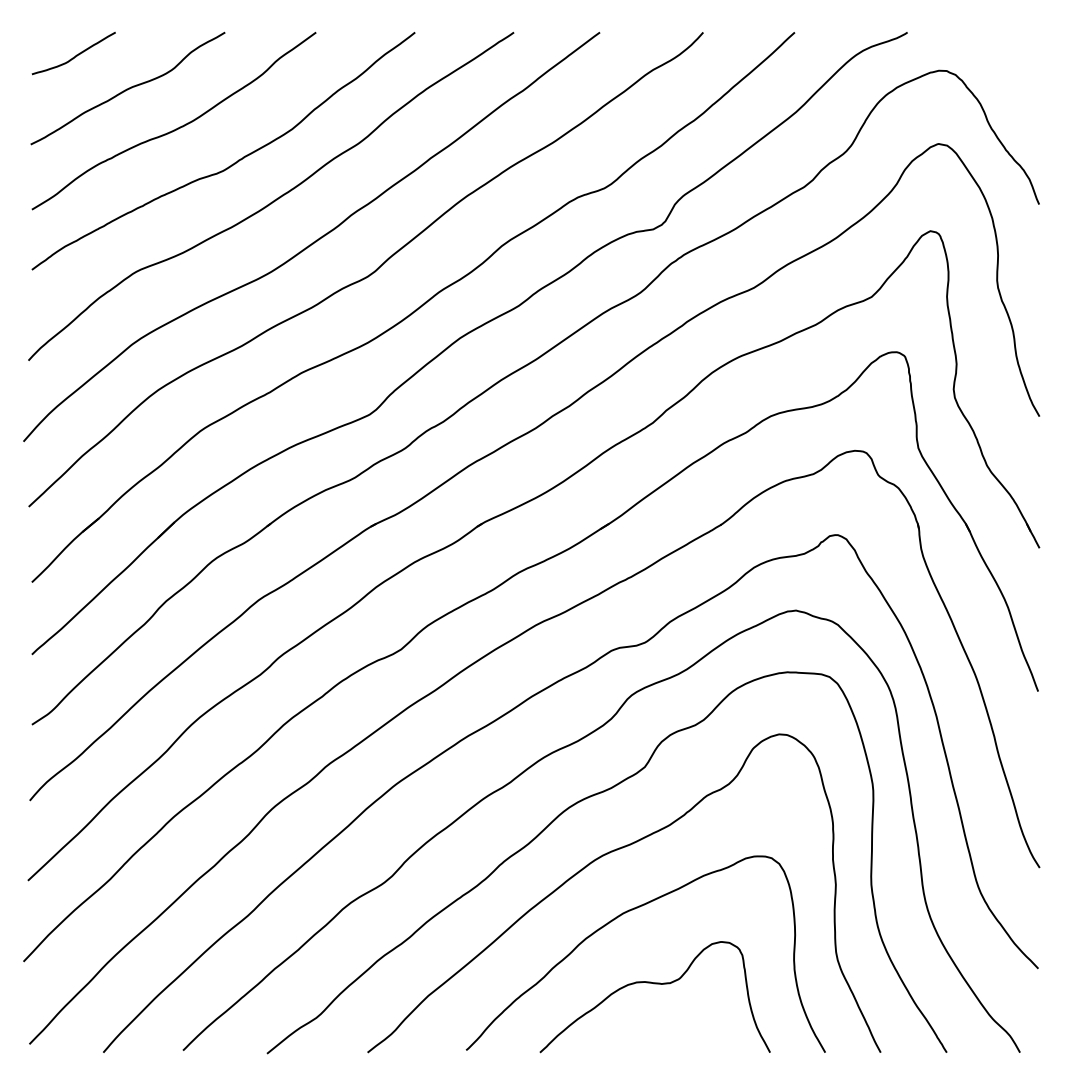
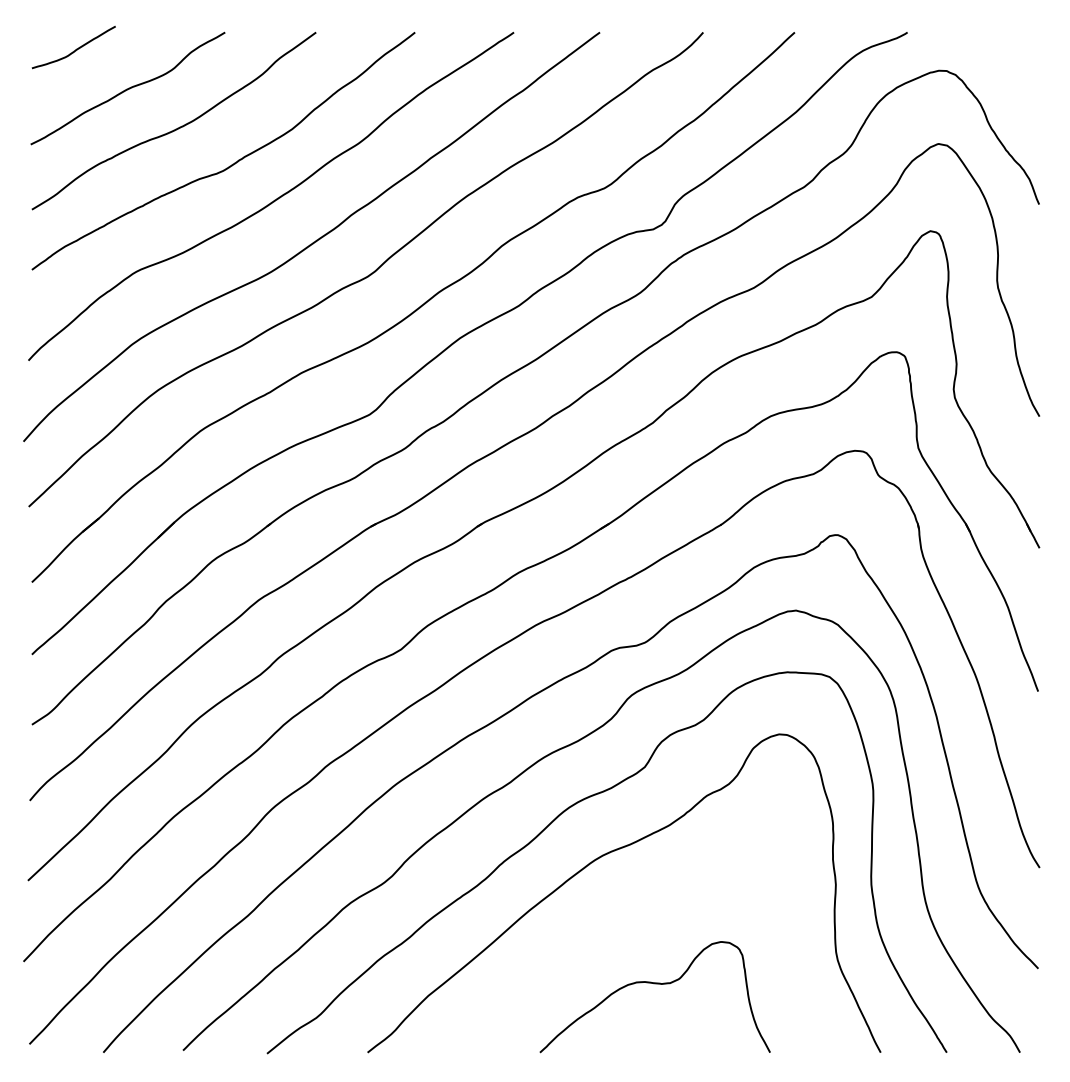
curve position: (75, 55) -> (75, 49) (75, 49)
curve: present -> none (630, 911)
